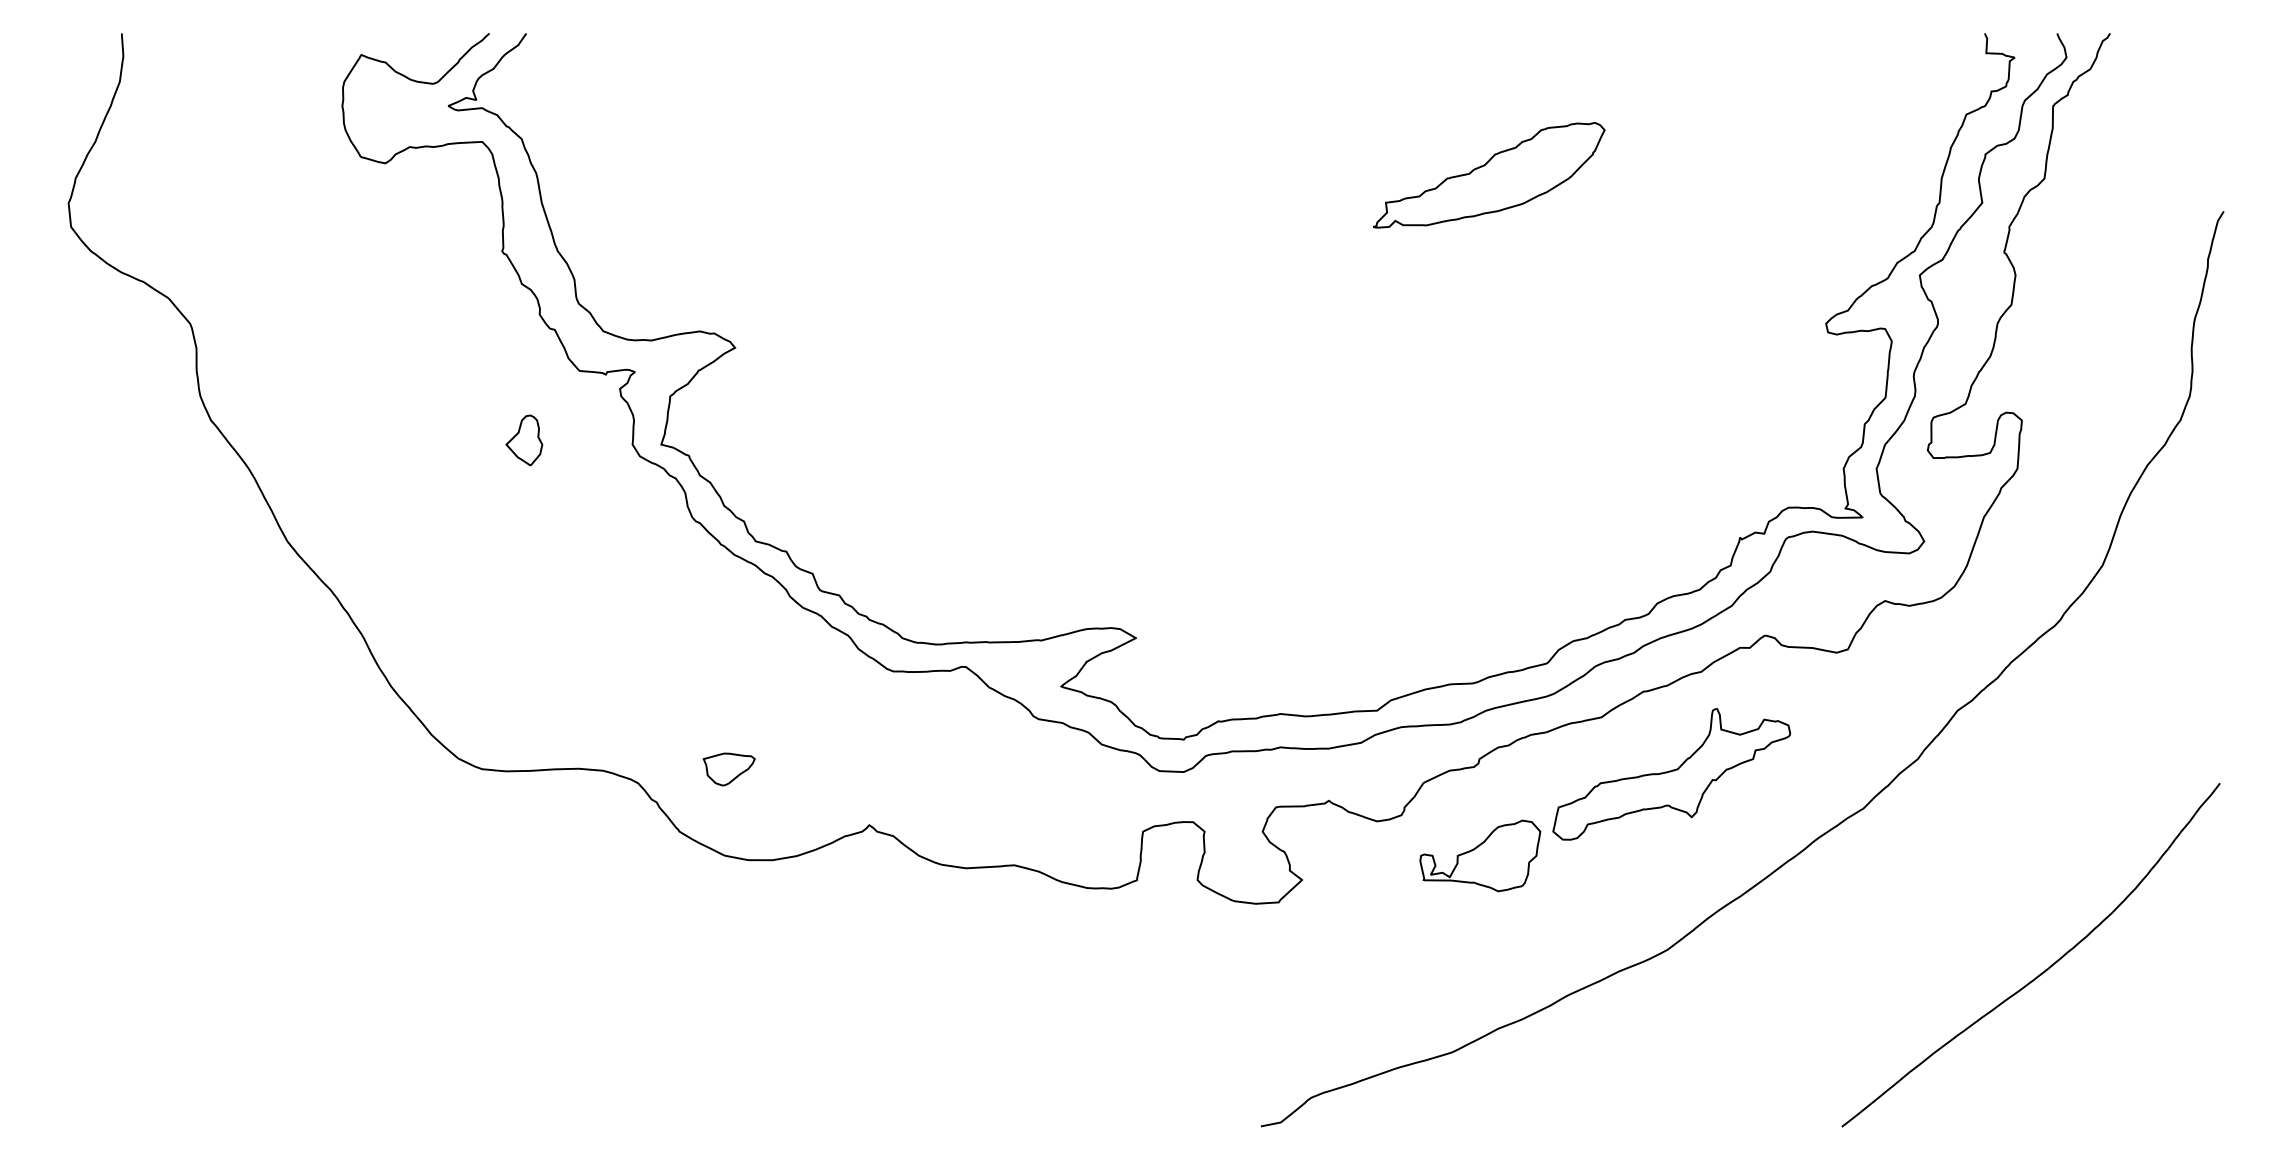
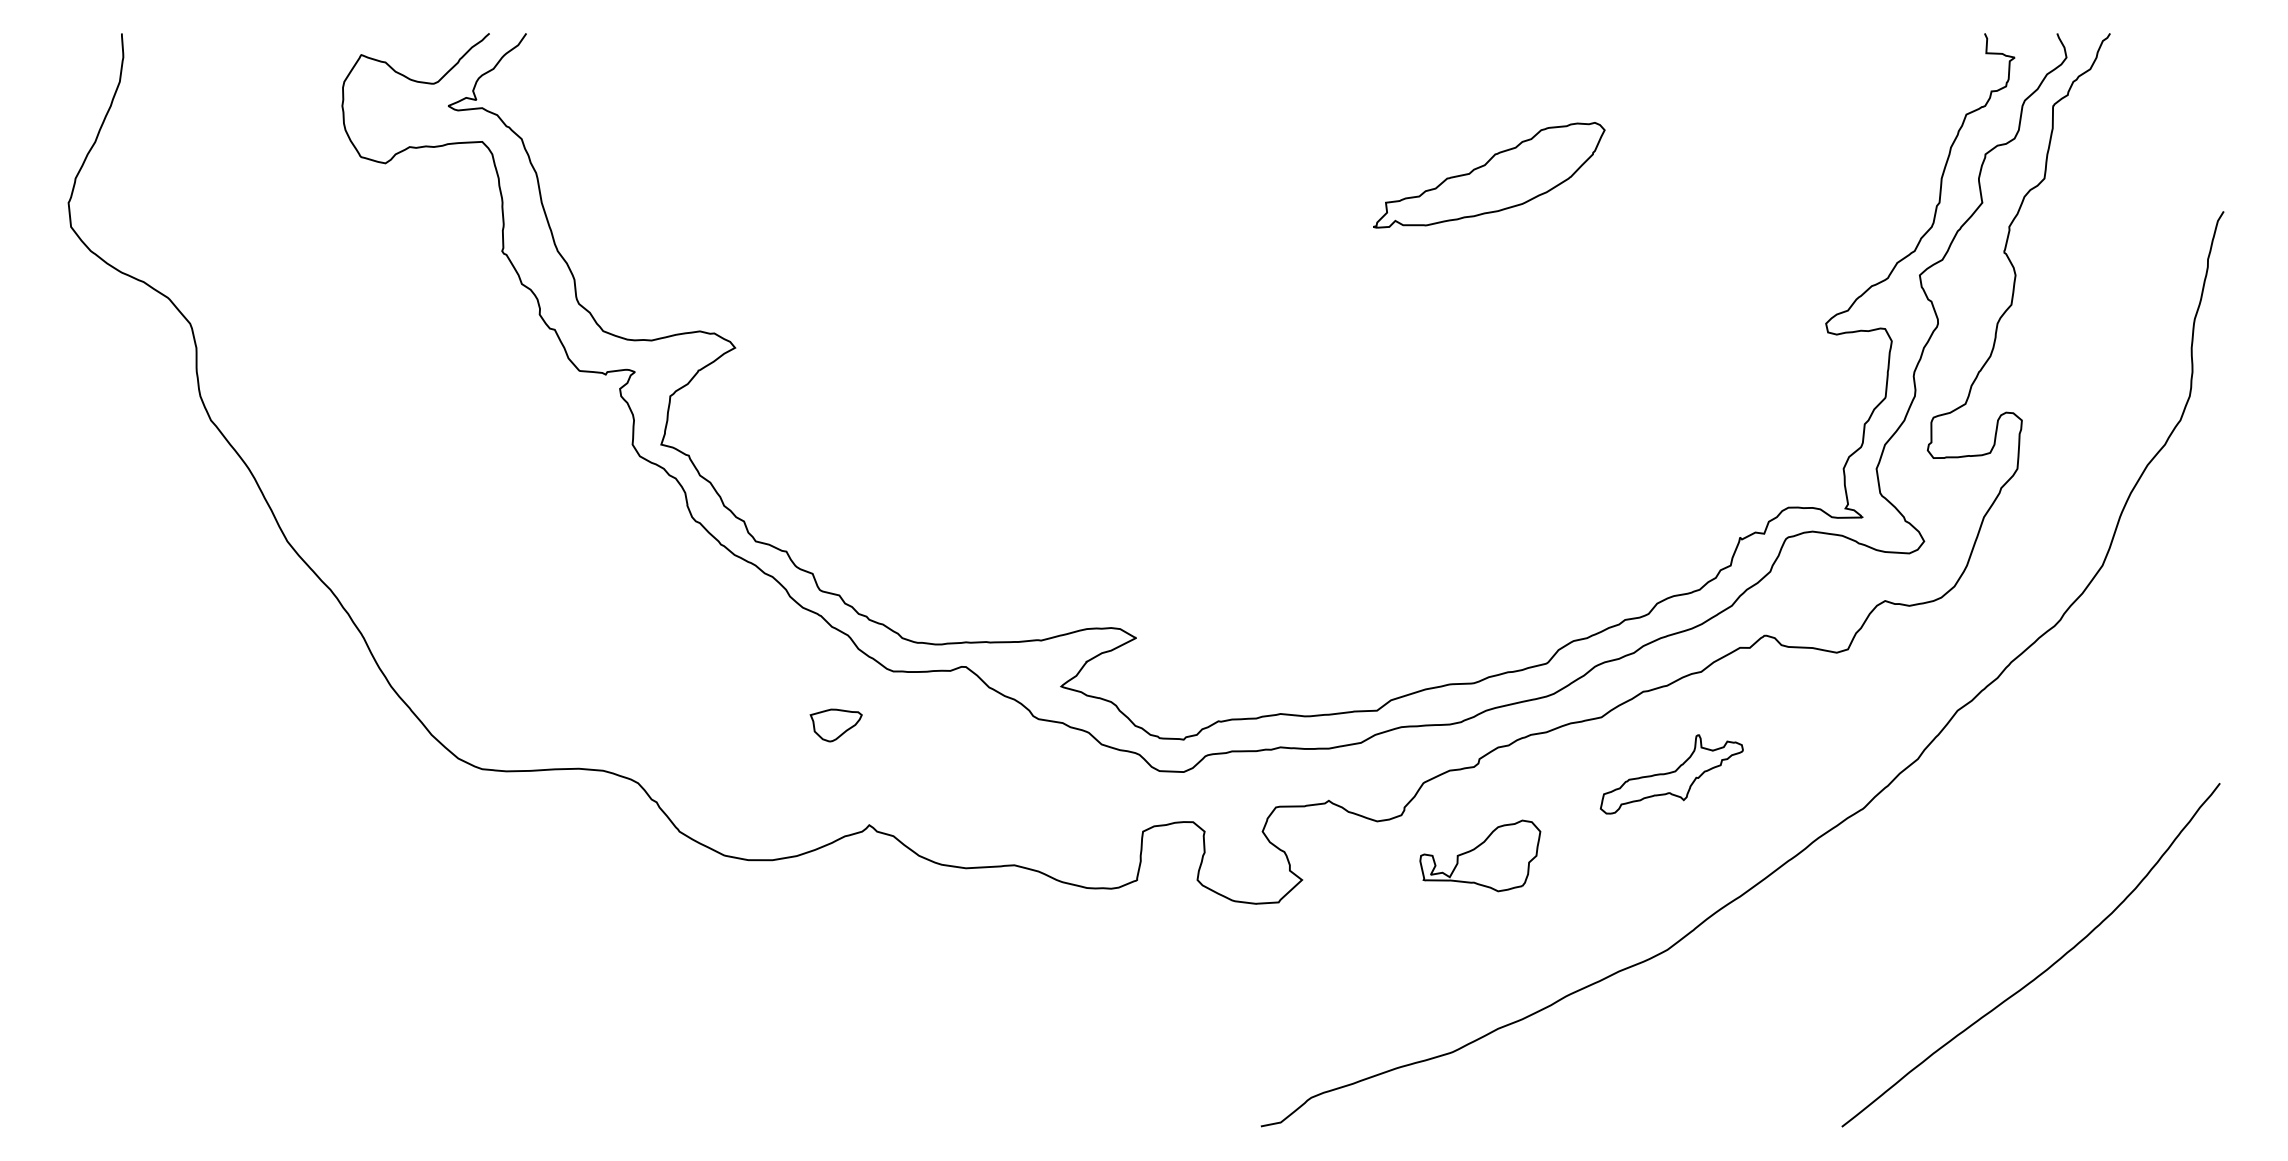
part: present -> none (524, 439)
part position: (728, 769) -> (835, 725) (835, 725)
part size: 240x133 px -> 145x81 px (1671, 774)
